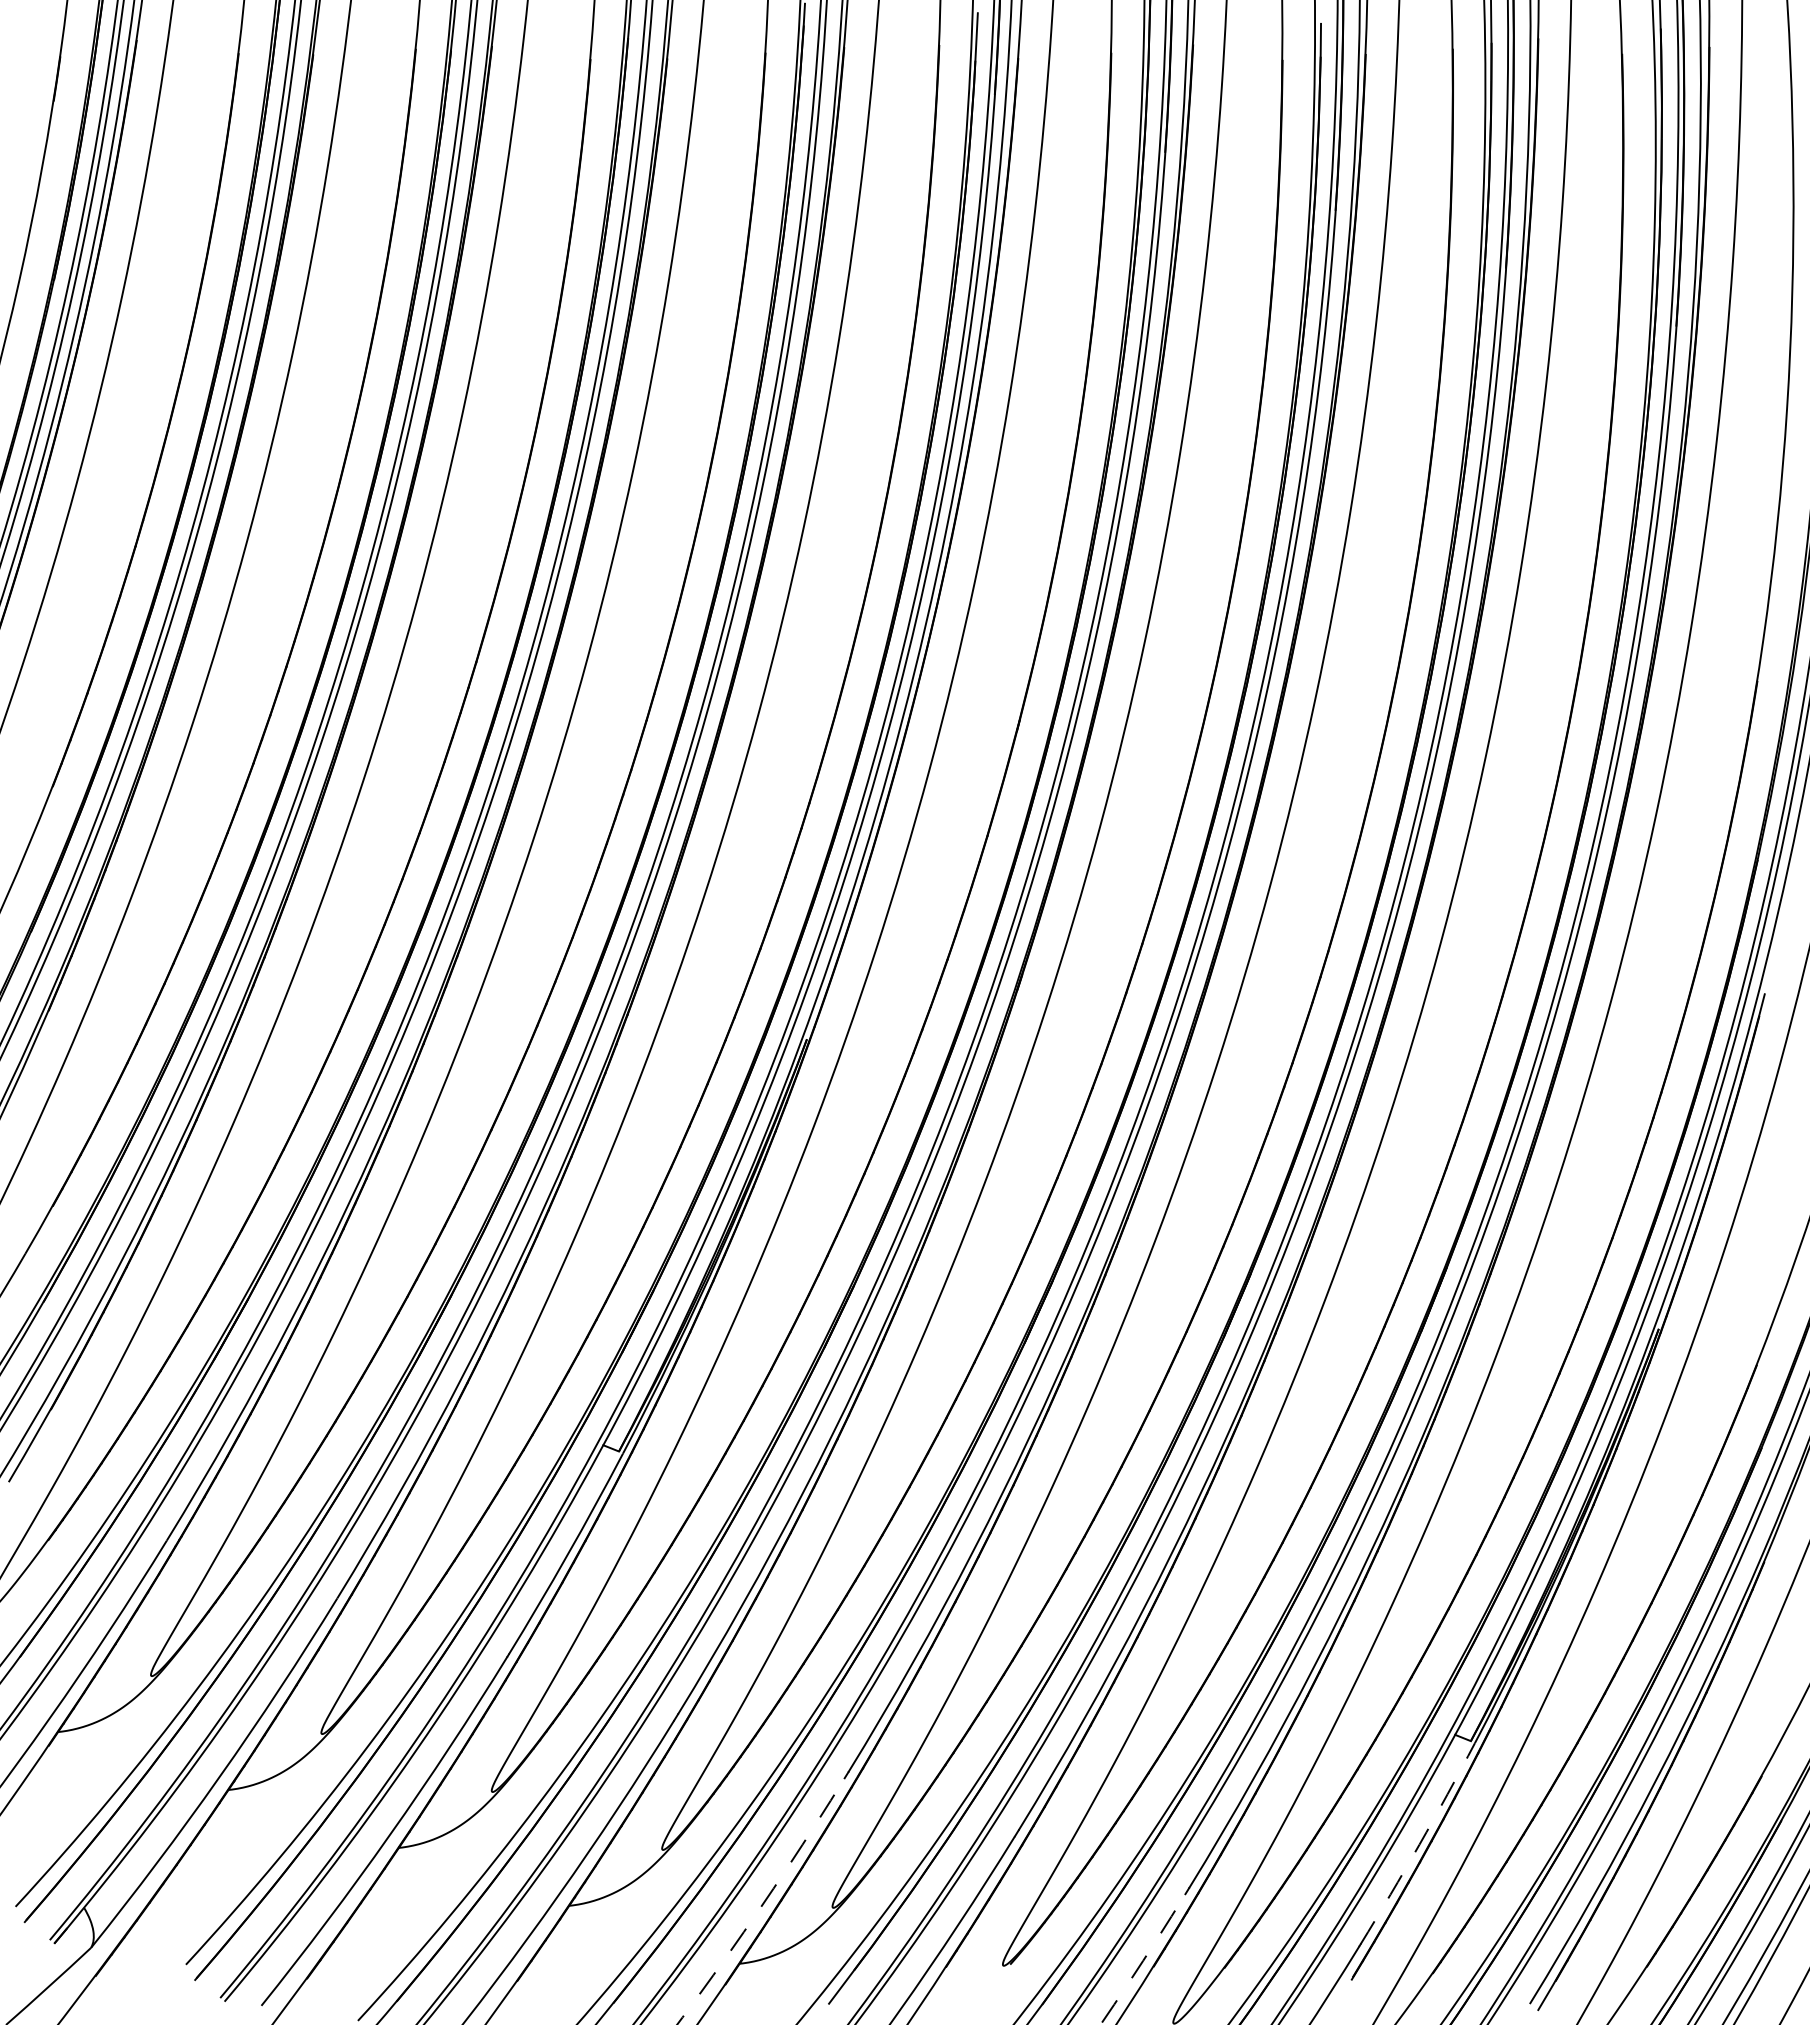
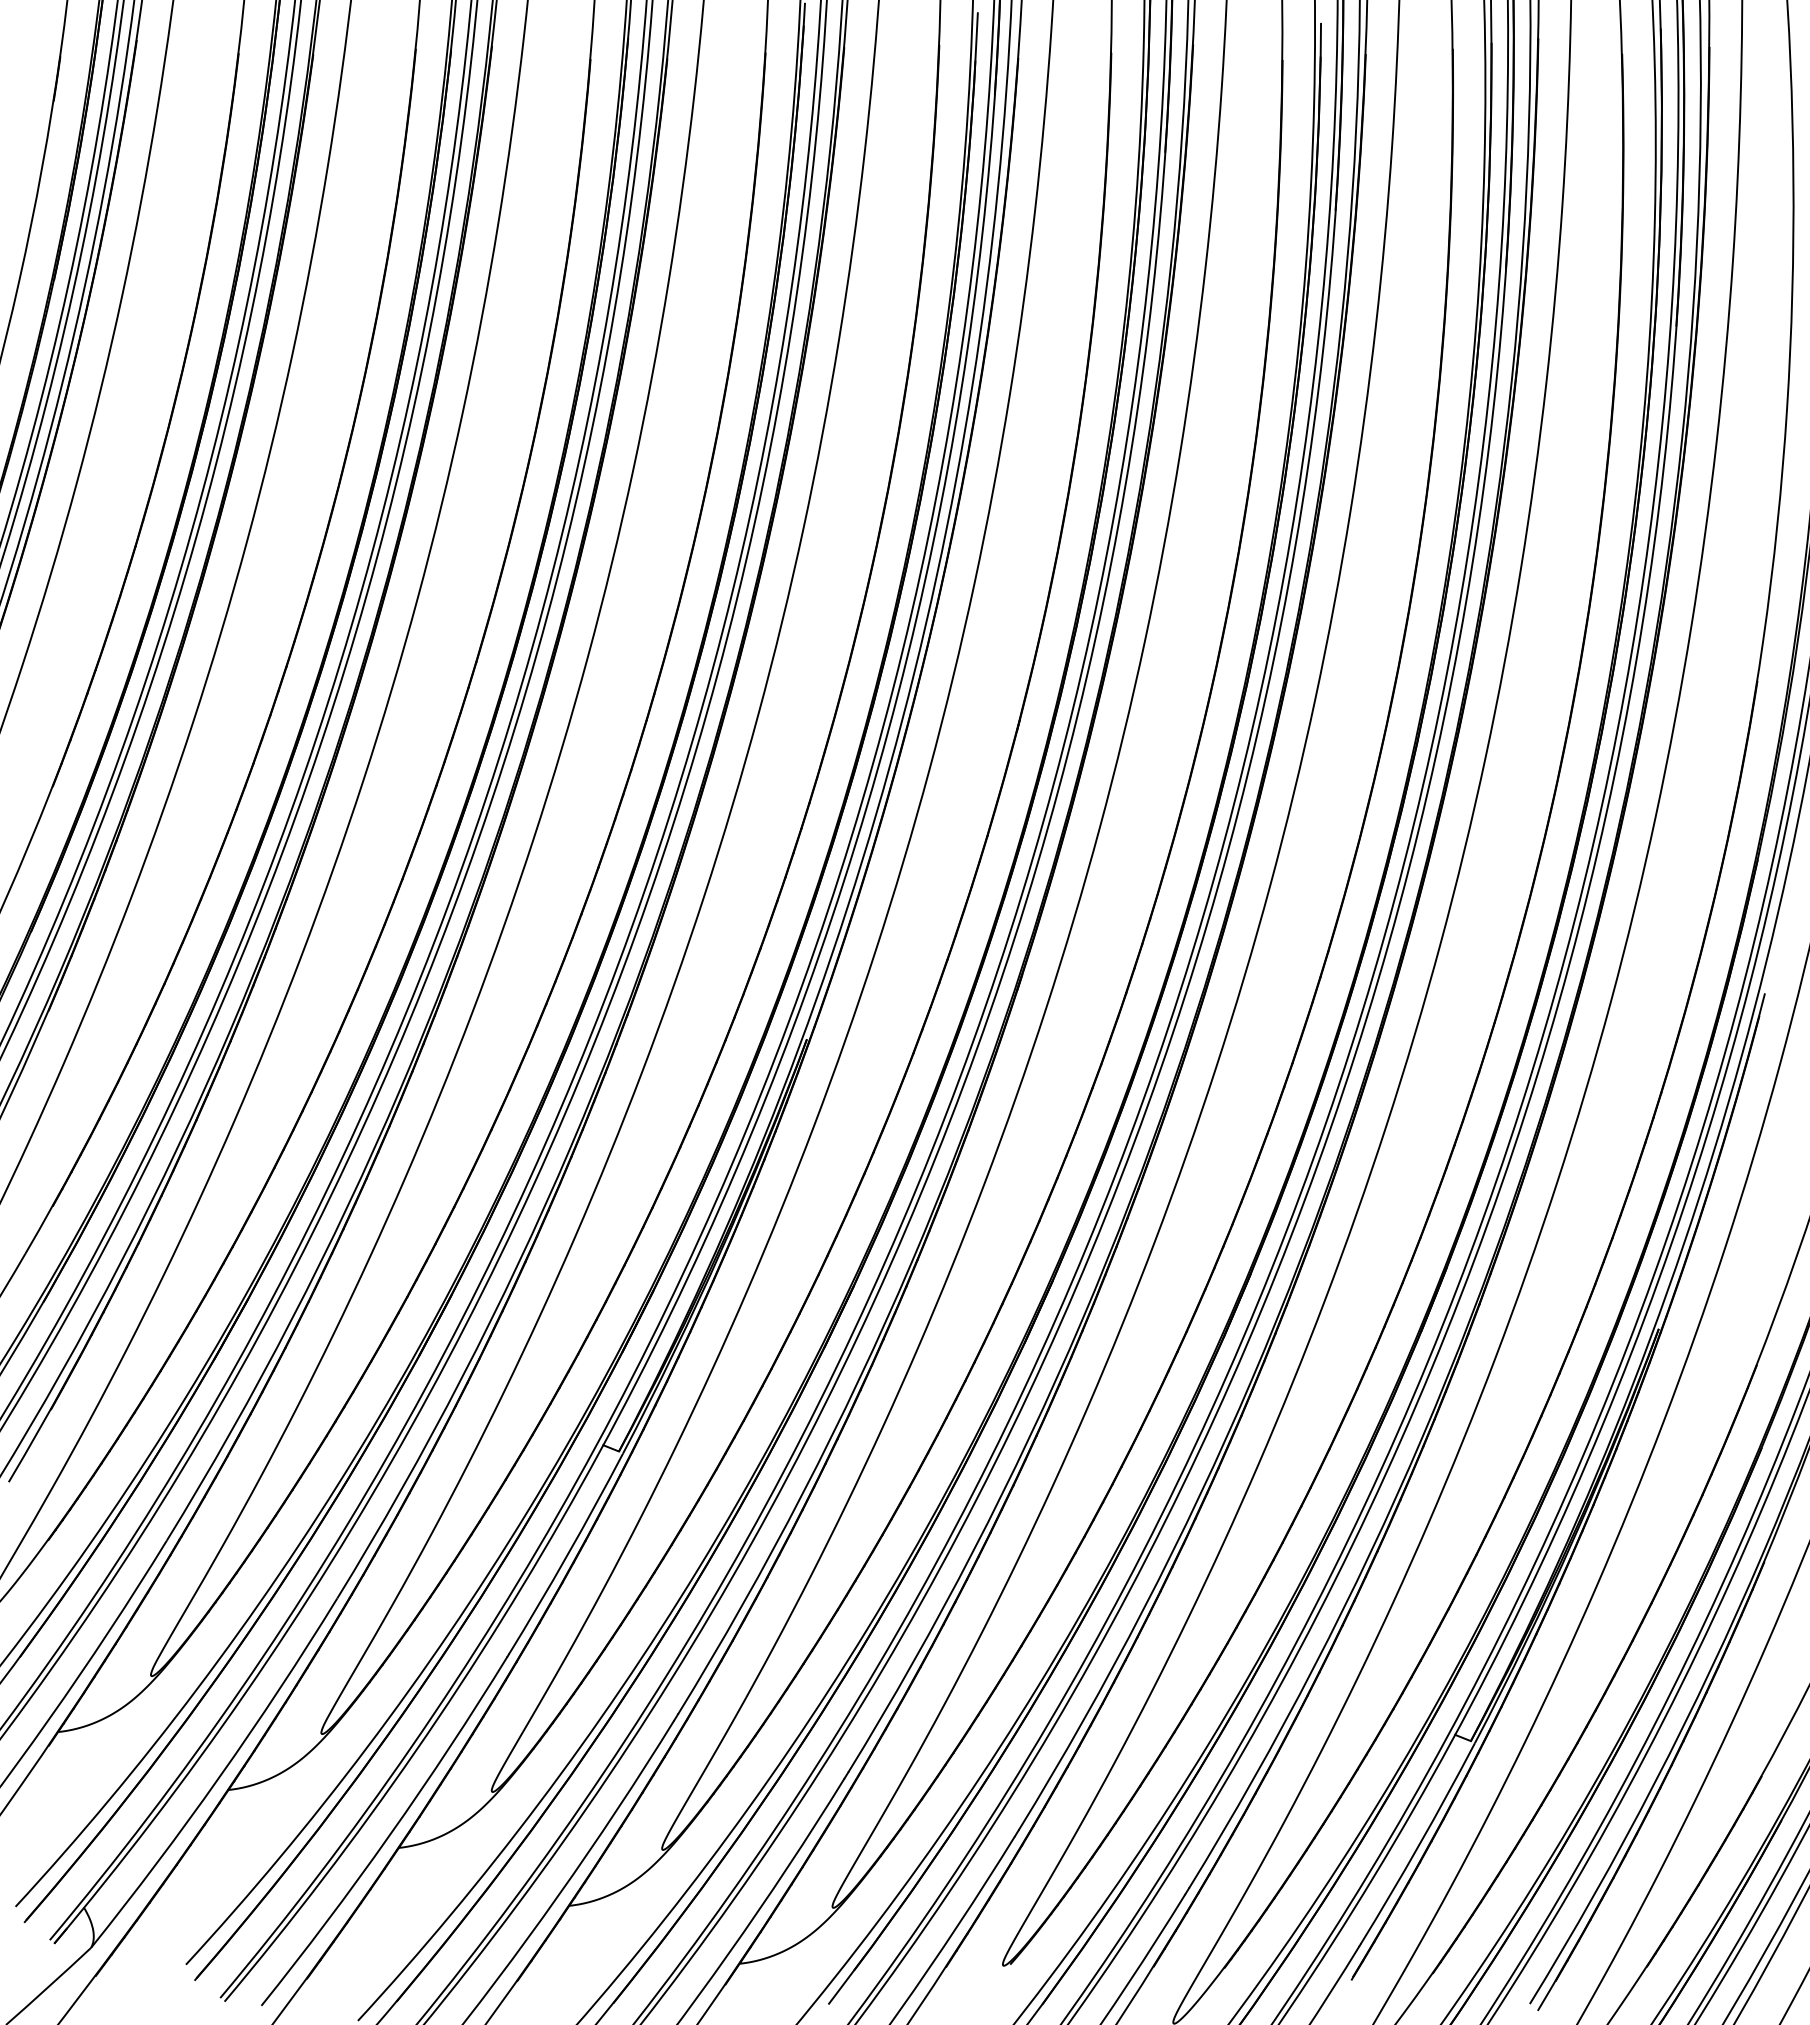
arc: dashed -> solid (1419, 1844)
arc: dashed -> solid (763, 1903)
arc: dashed -> solid (1143, 1959)
